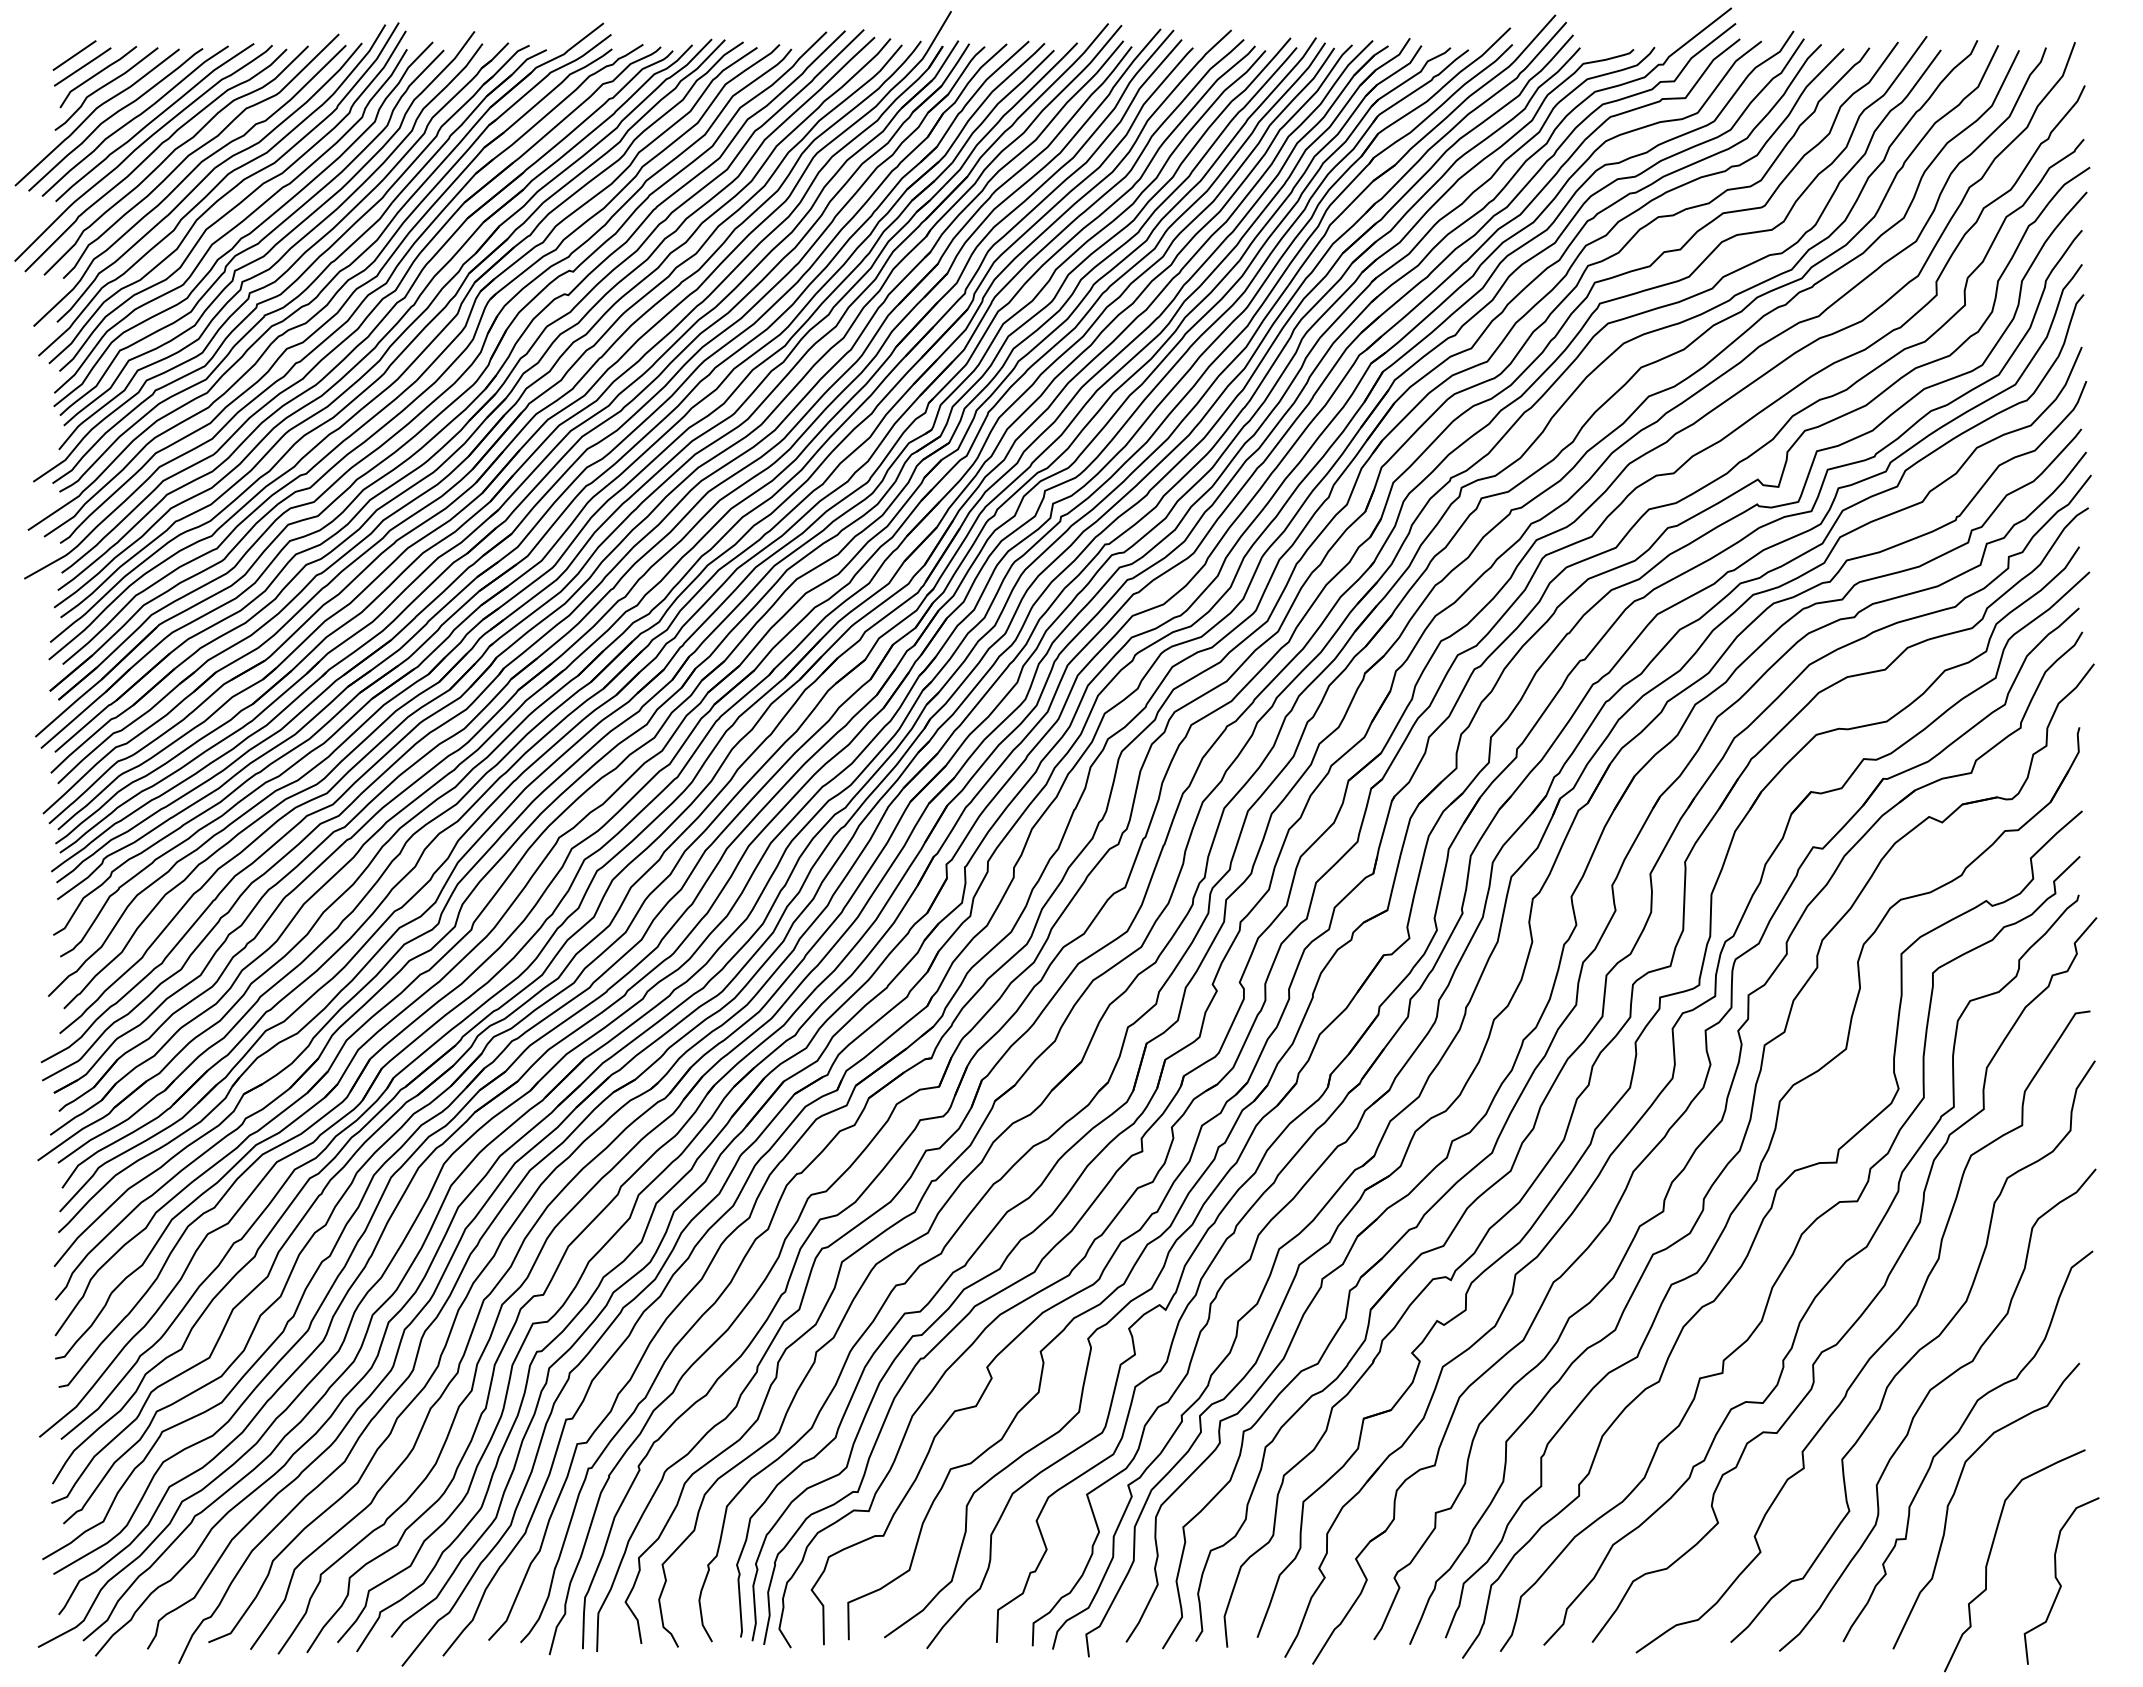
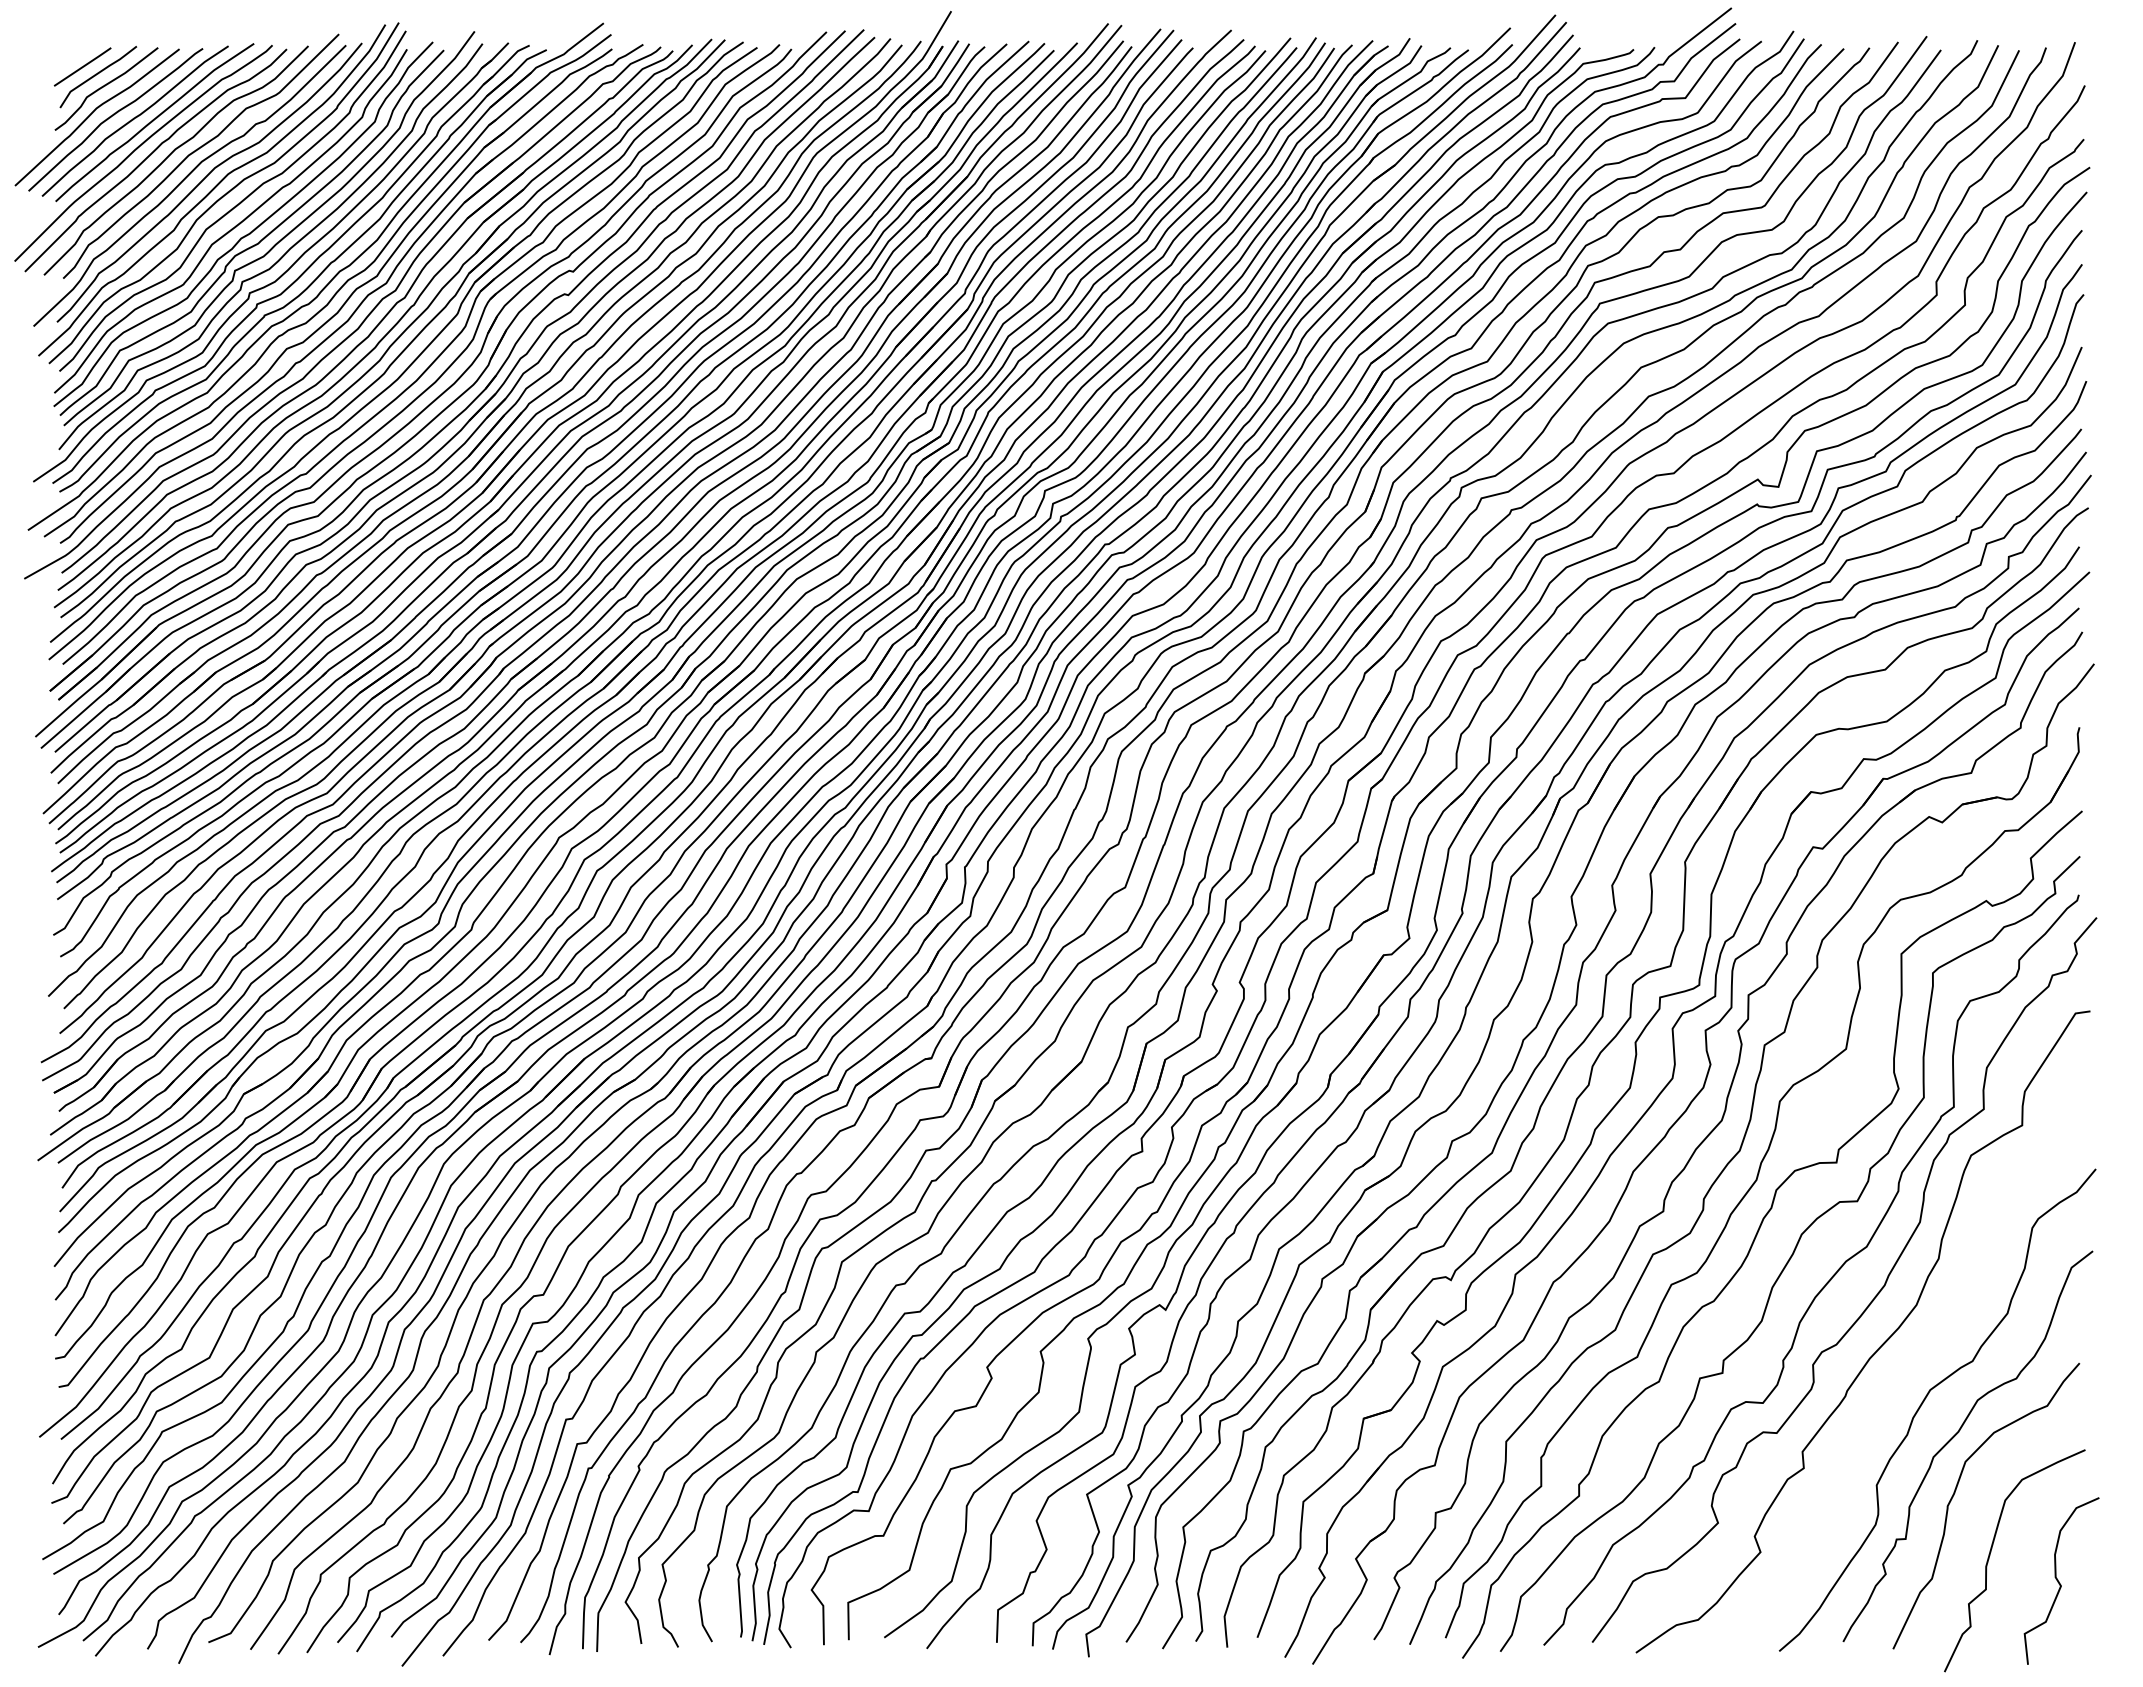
line: present -> none (74, 55)
curve: present -> none (1914, 1353)
